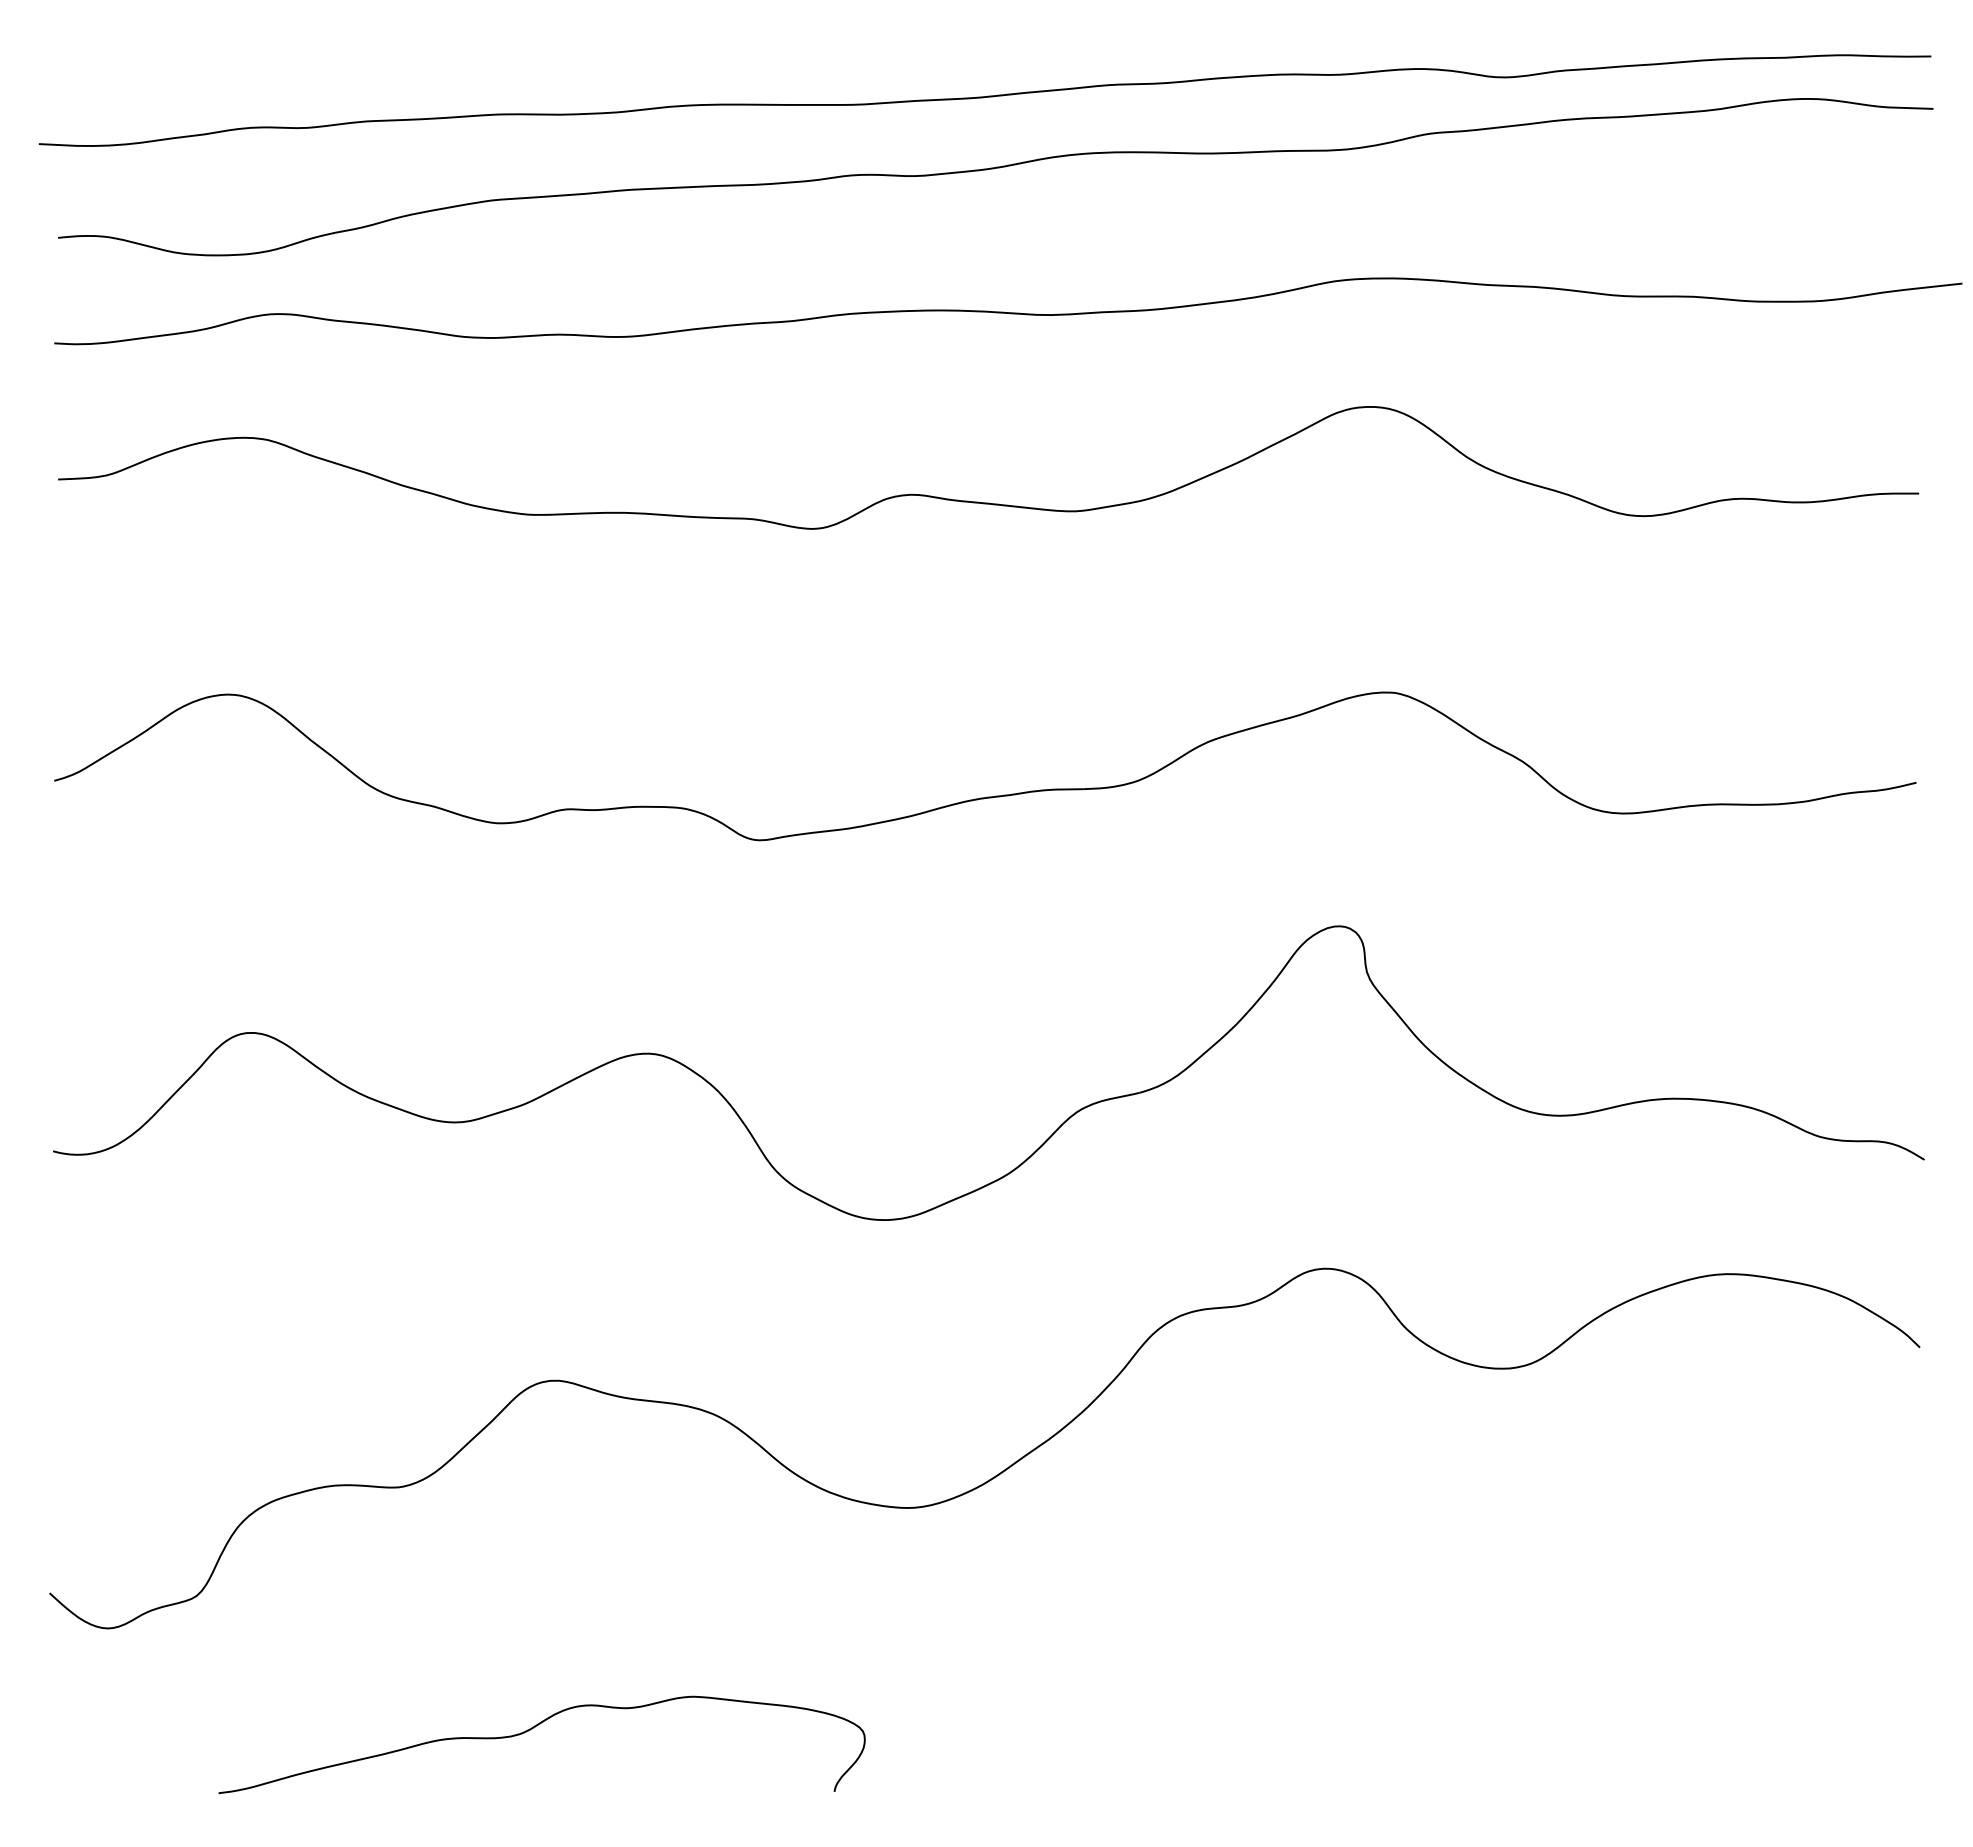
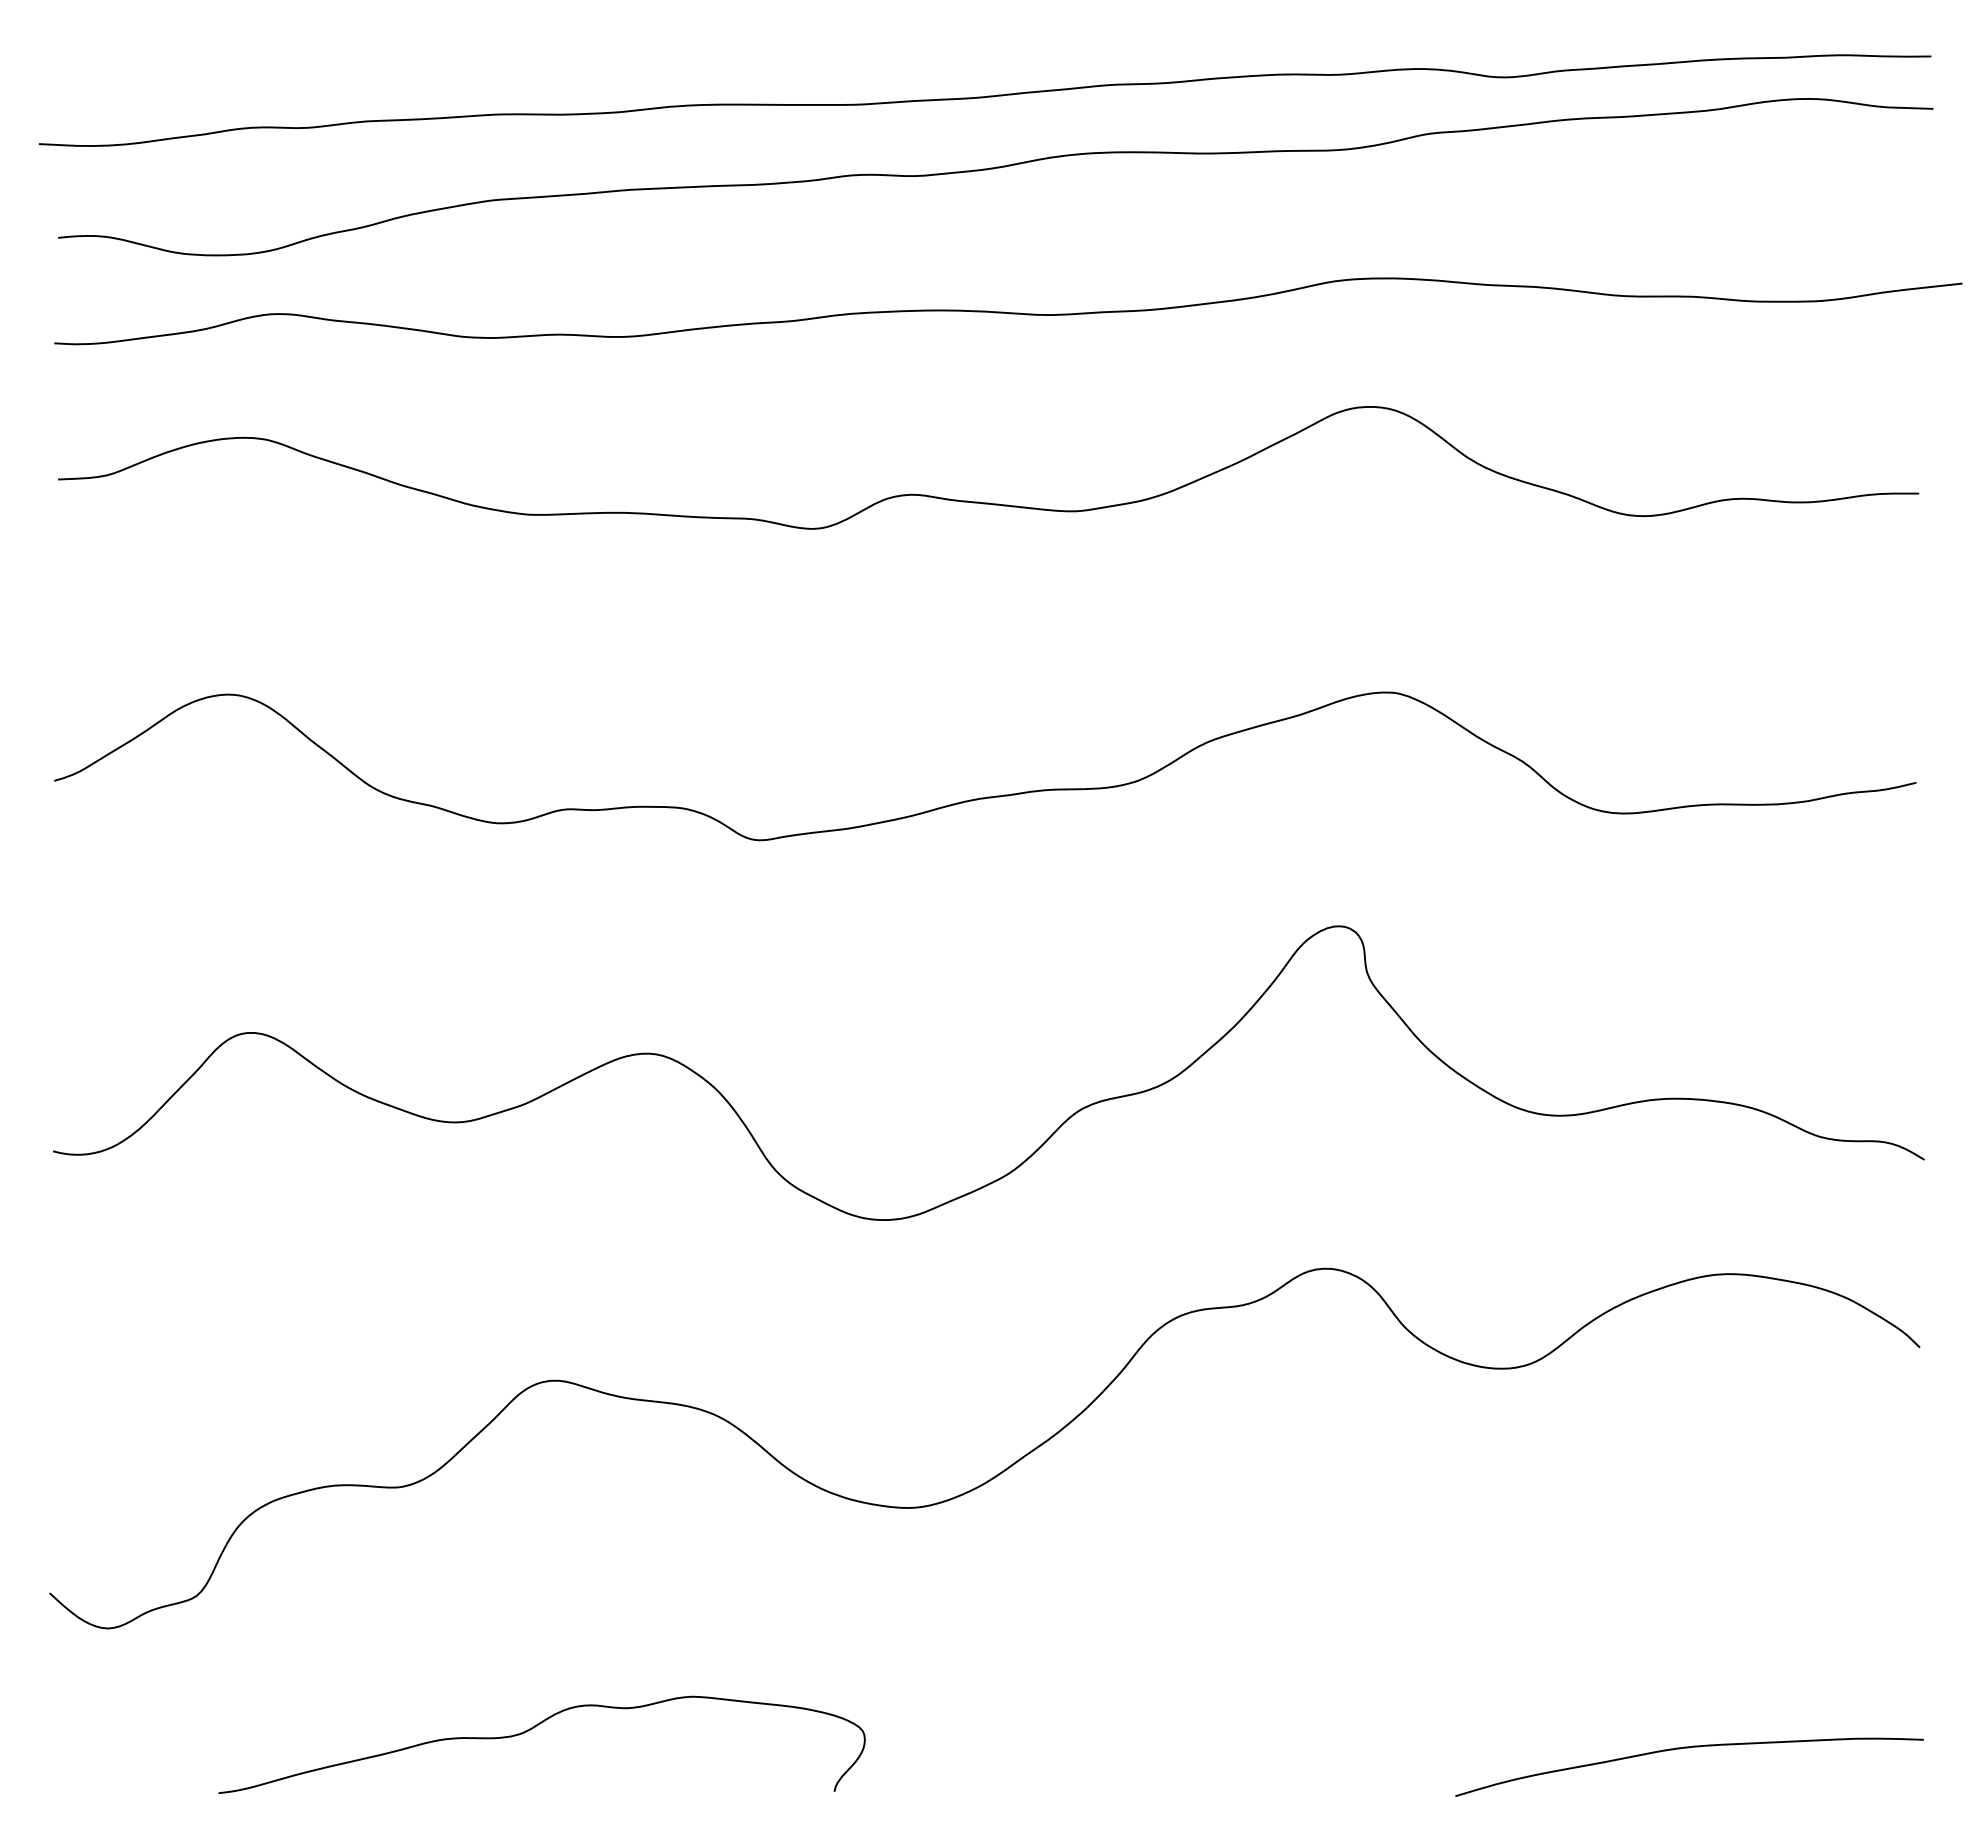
curve: none -> present (1689, 1748)
